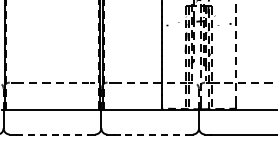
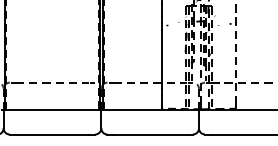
line: dashed -> solid (52, 134)
line: dashed -> solid (150, 134)
